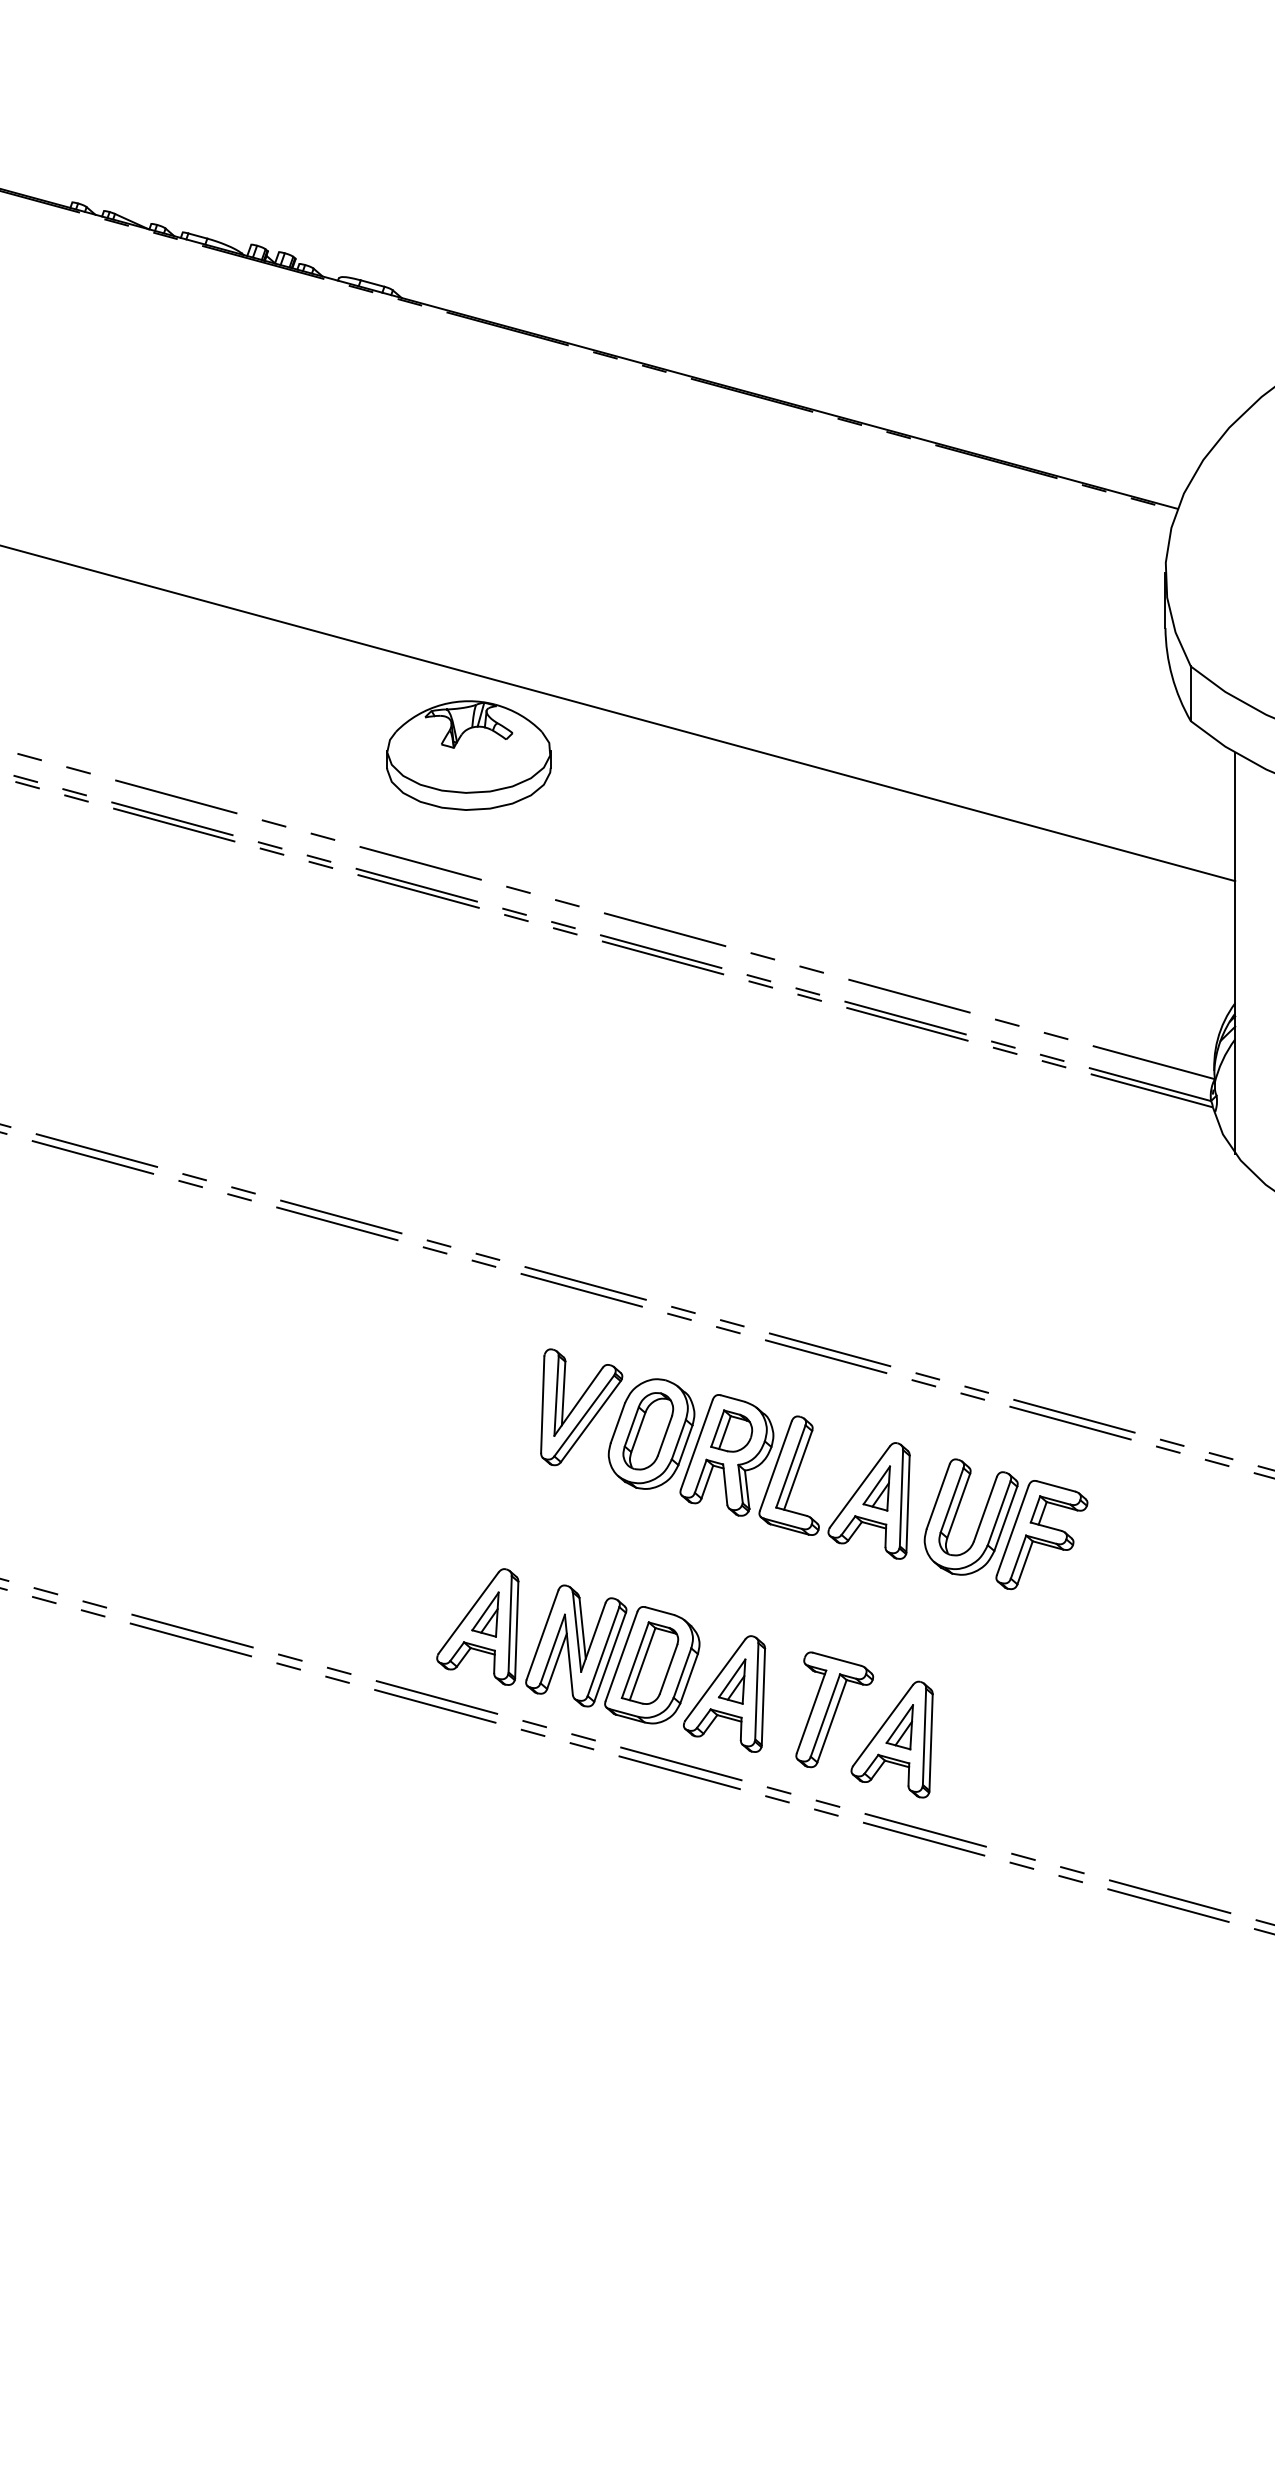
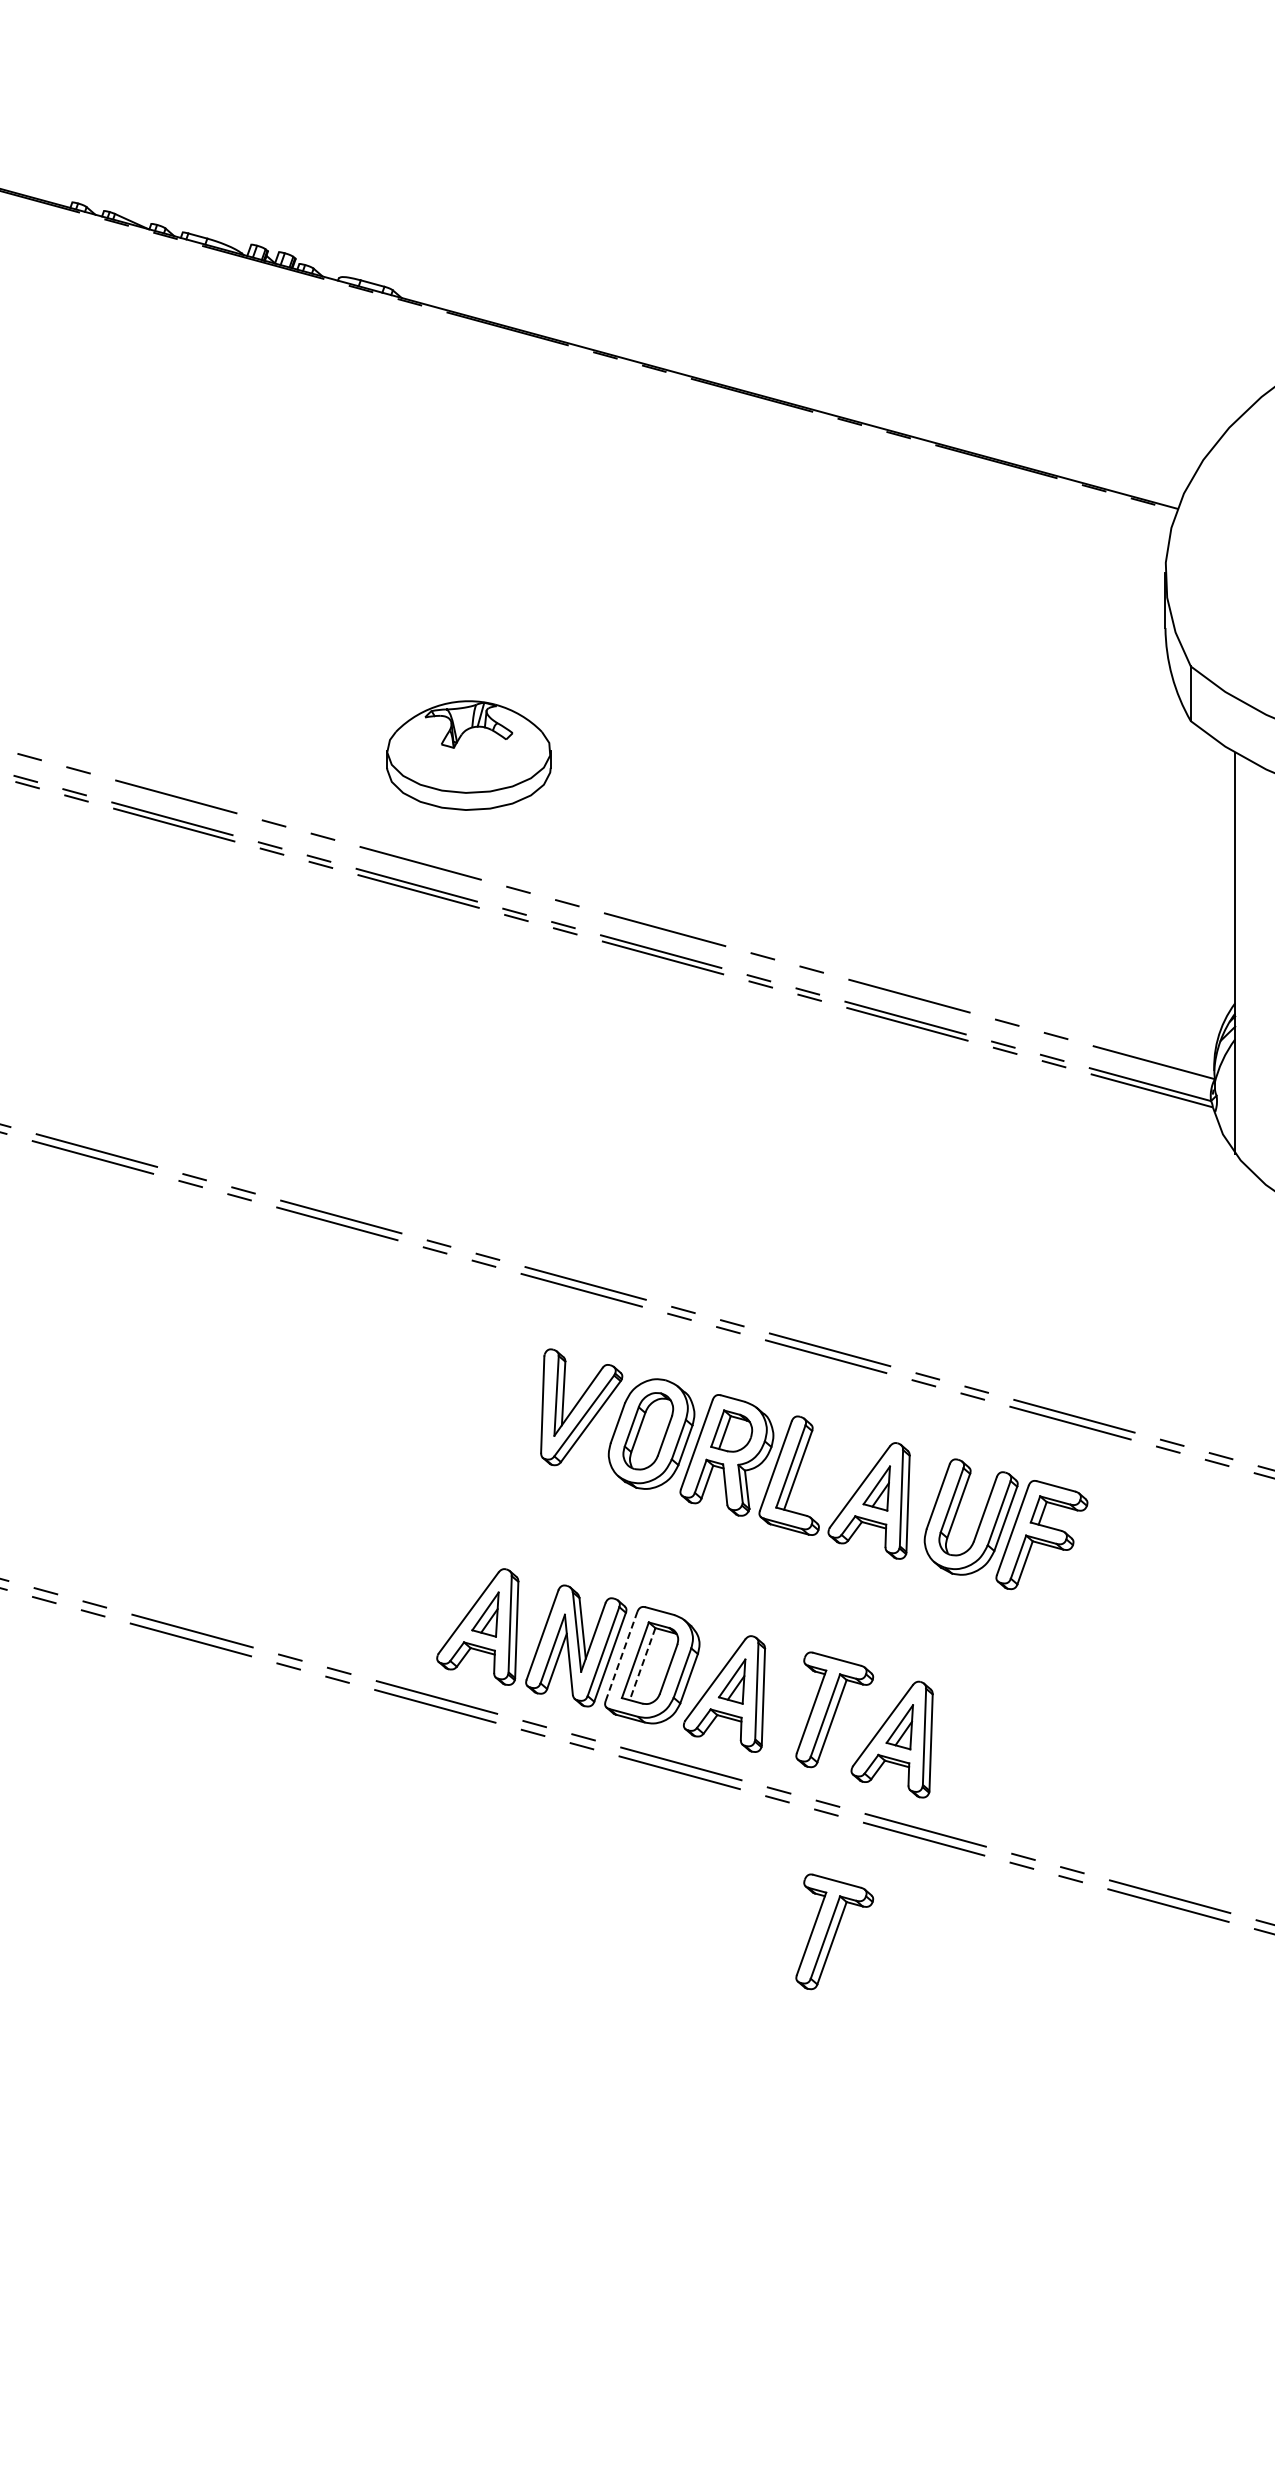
line: present -> none (618, 713)
line: solid -> dashed (621, 1656)
line: solid -> dashed (642, 1664)
part: none -> present (834, 1931)
